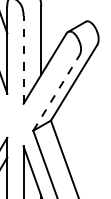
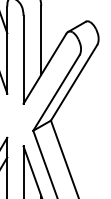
line: dashed -> solid (23, 59)
line: dashed -> solid (56, 92)
